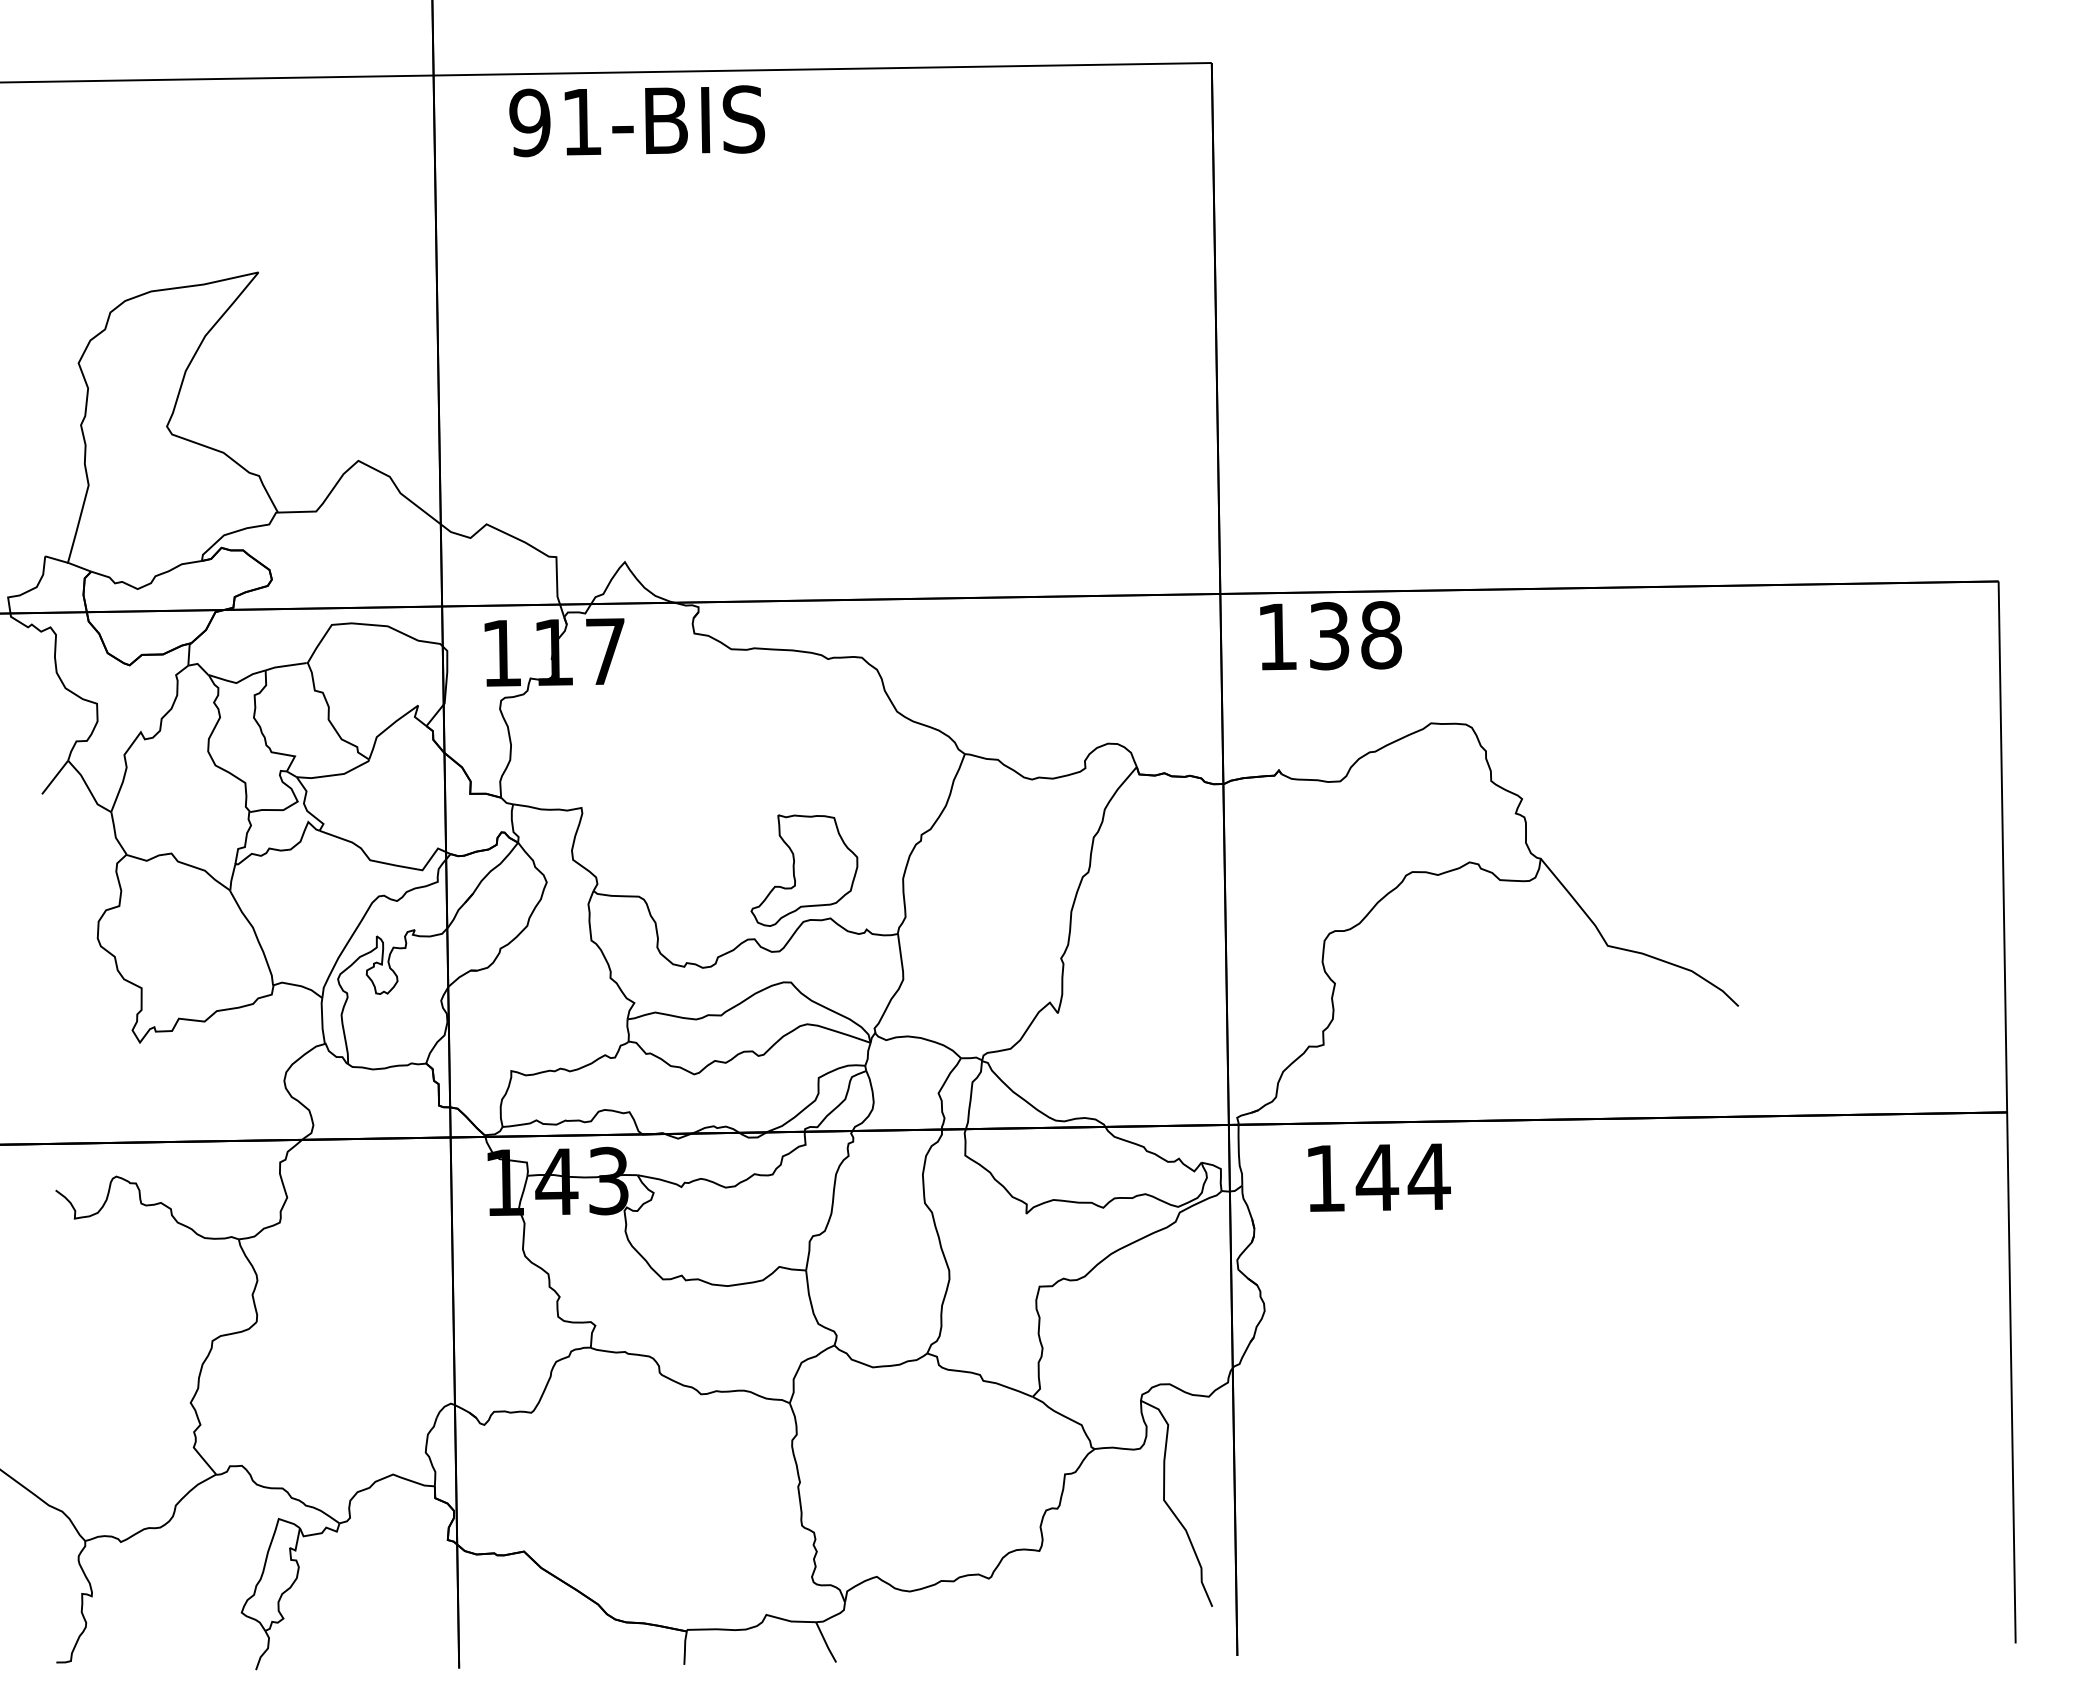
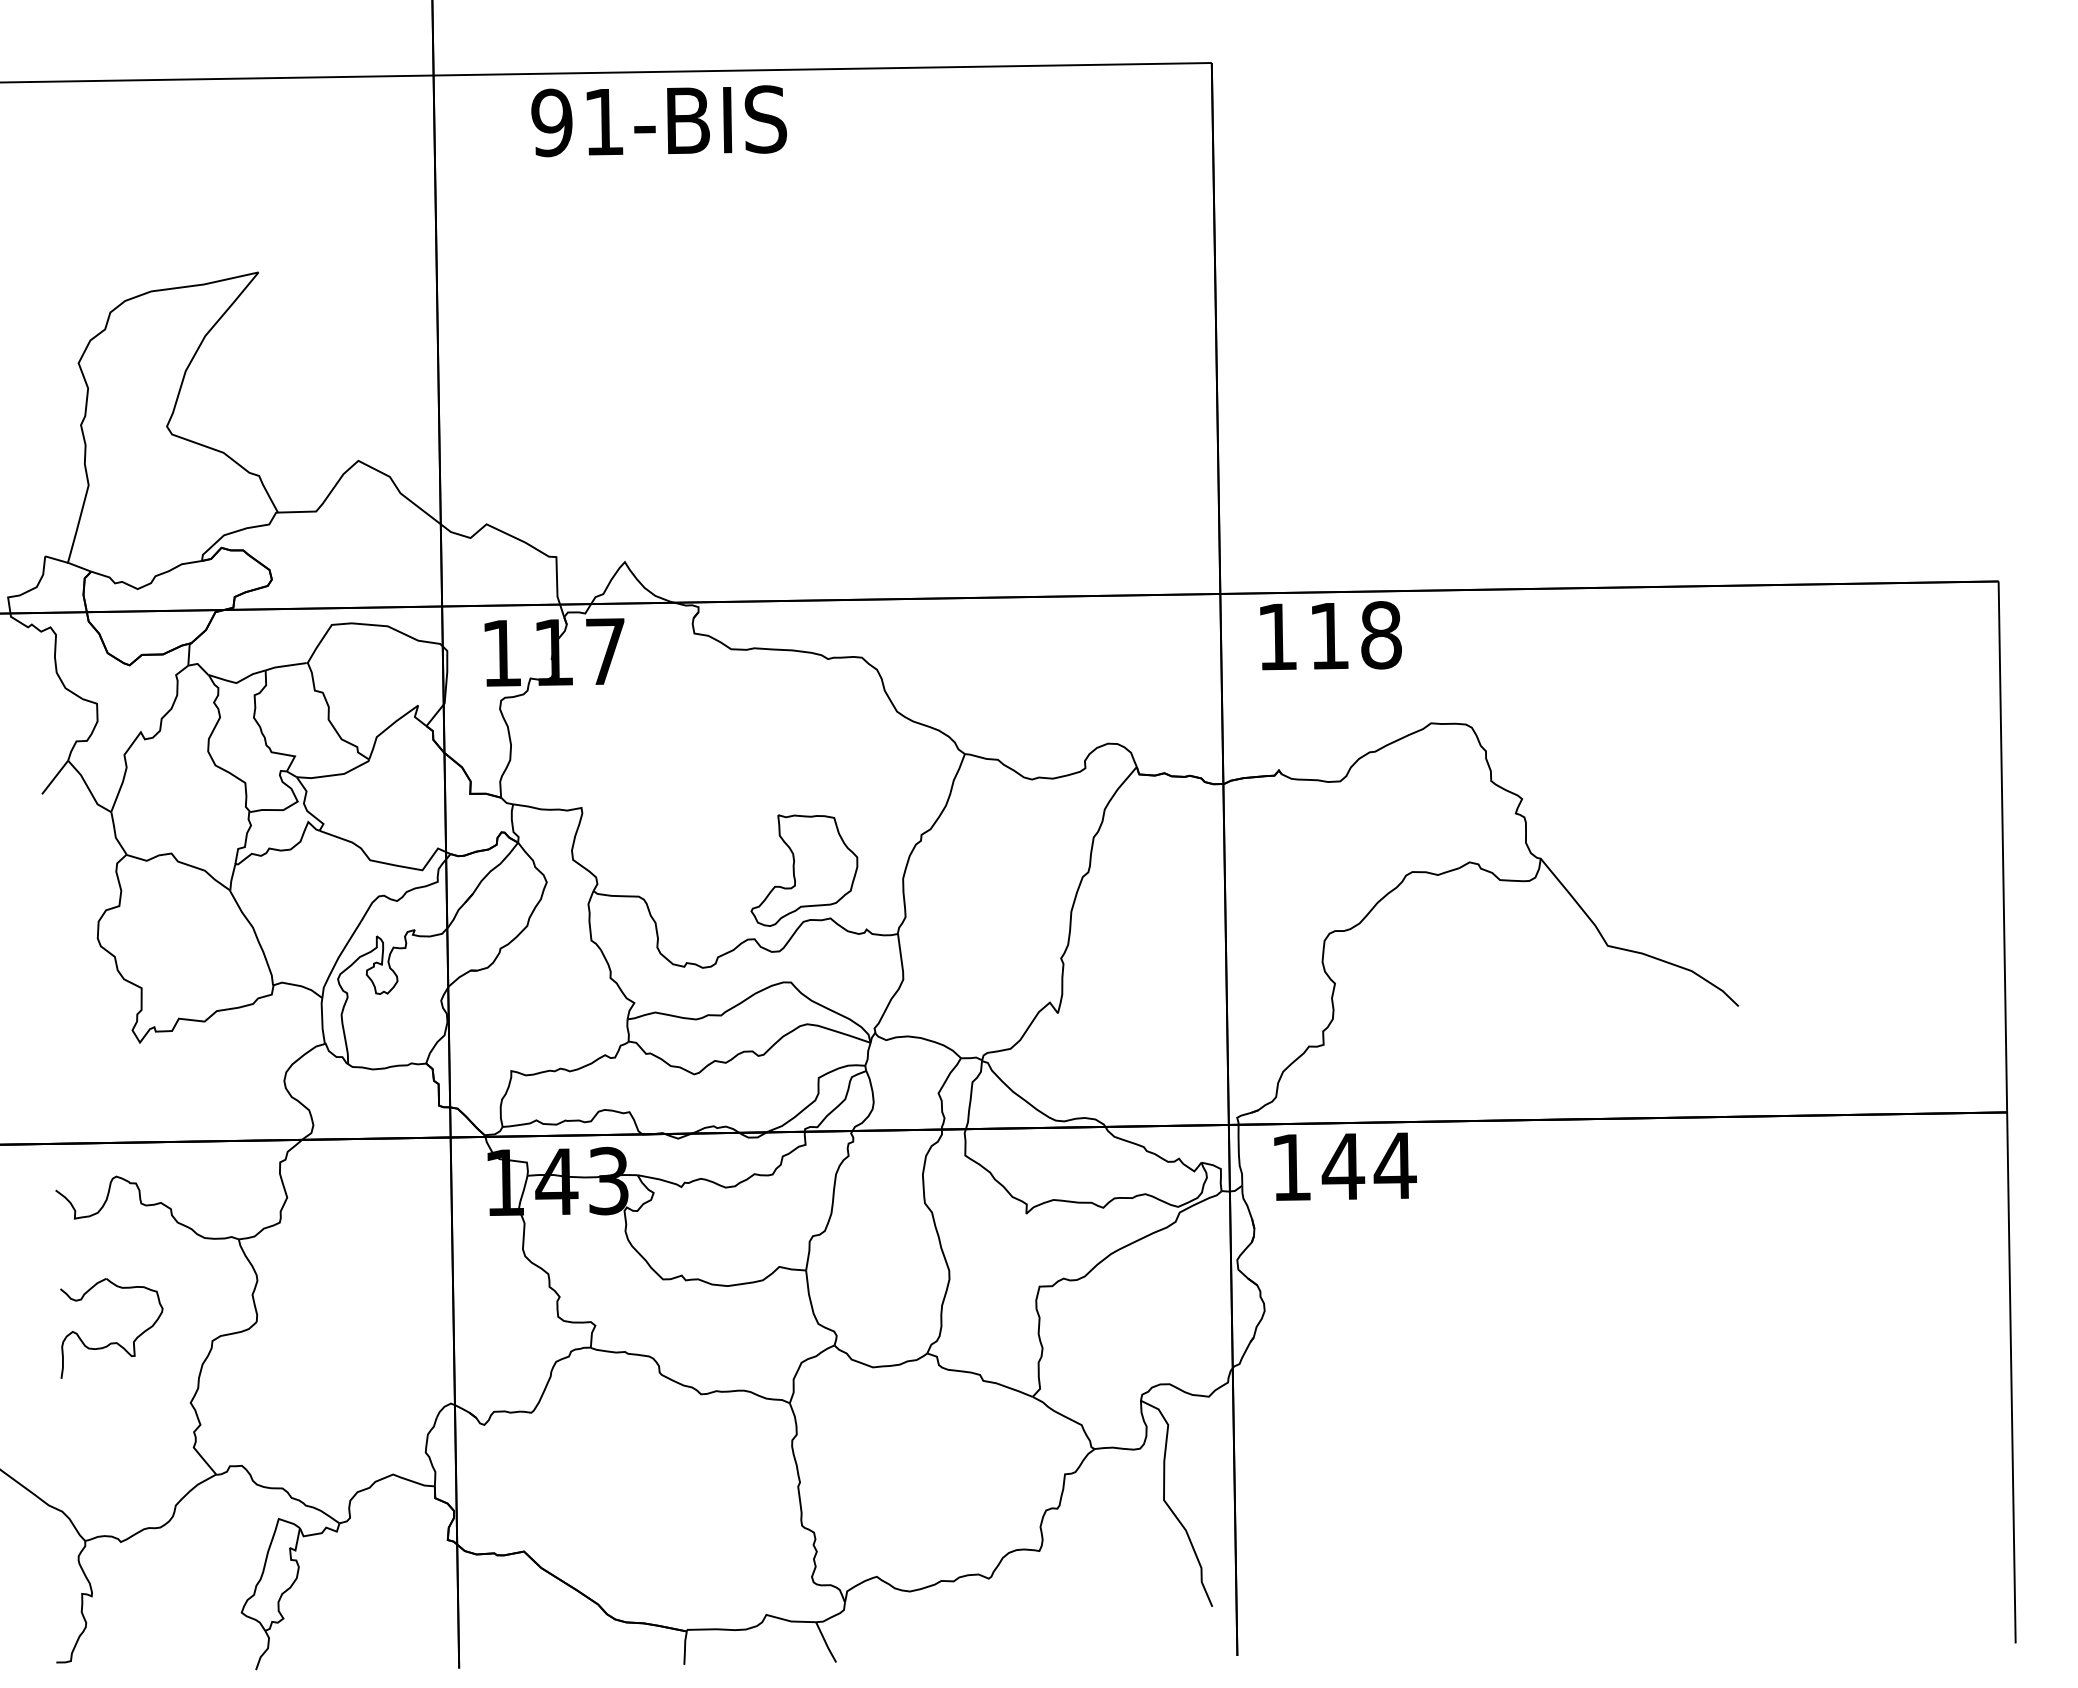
text position: (636, 121) -> (658, 121) (658, 121)
text: 138 -> 118 (1329, 635)
text position: (1379, 1177) -> (1345, 1166) (1345, 1166)
part: none -> present (111, 1342)
